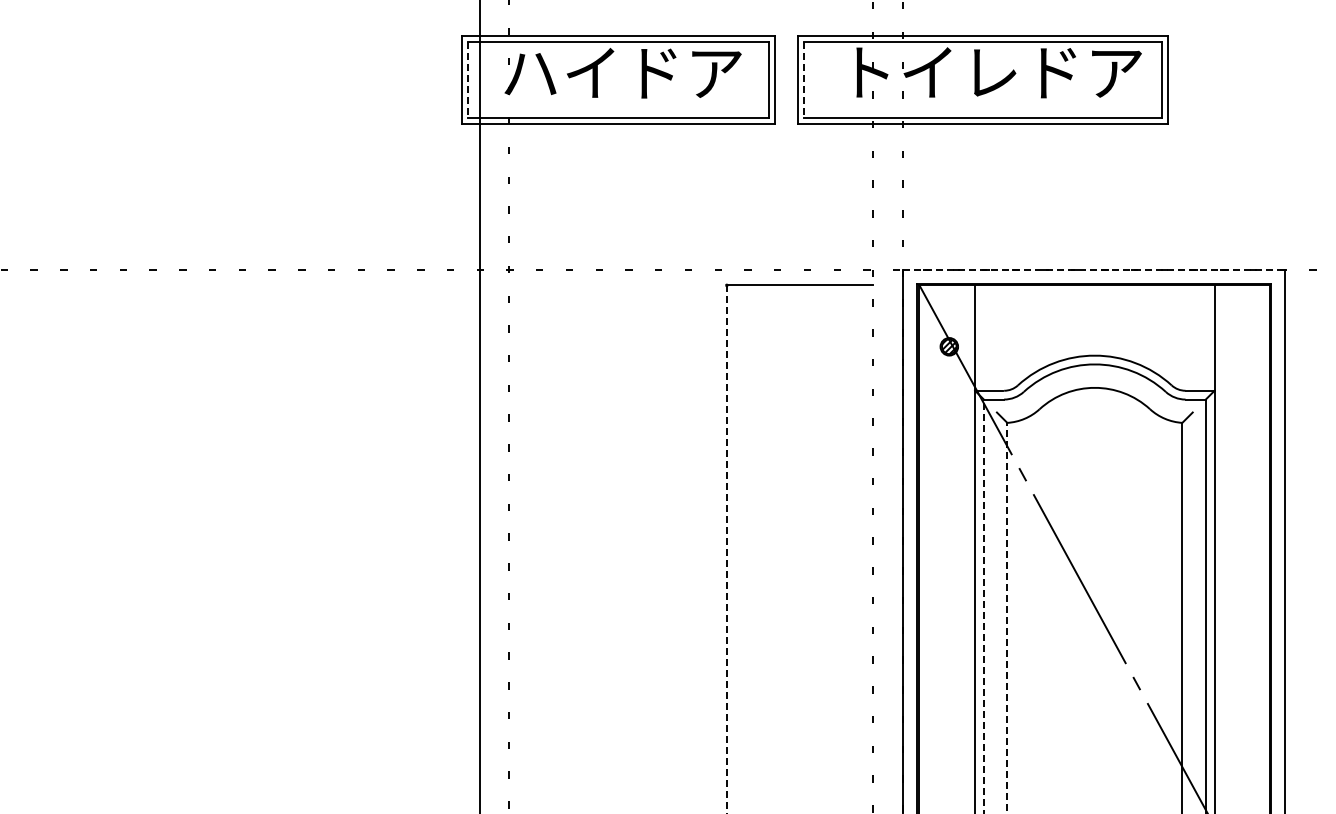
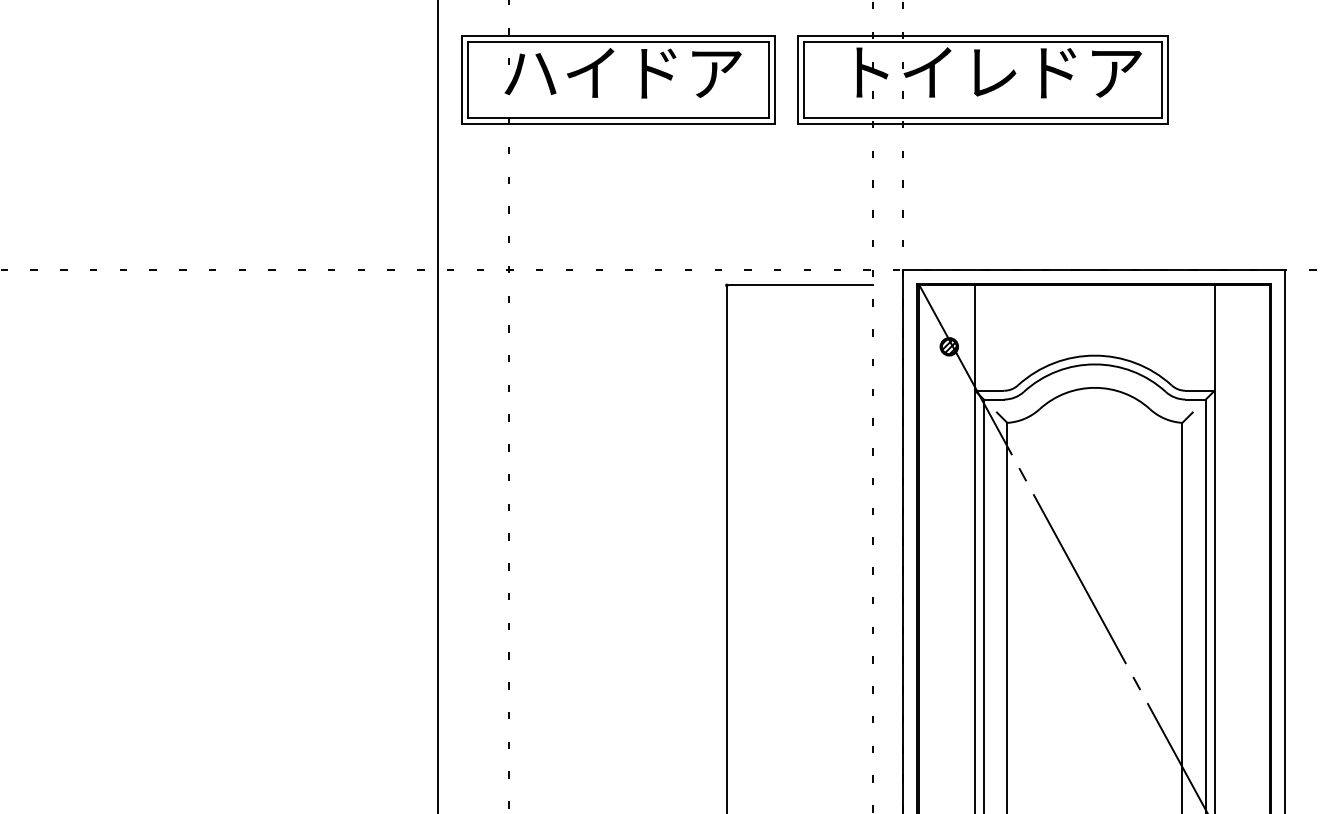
line: dashed -> solid (467, 80)
line: dashed -> solid (803, 80)
line: dashed -> solid (1094, 269)
line position: (480, 406) -> (438, 406) (438, 406)
line: dashed -> solid (726, 549)
line: dashed -> solid (983, 606)
line: dashed -> solid (1007, 617)
